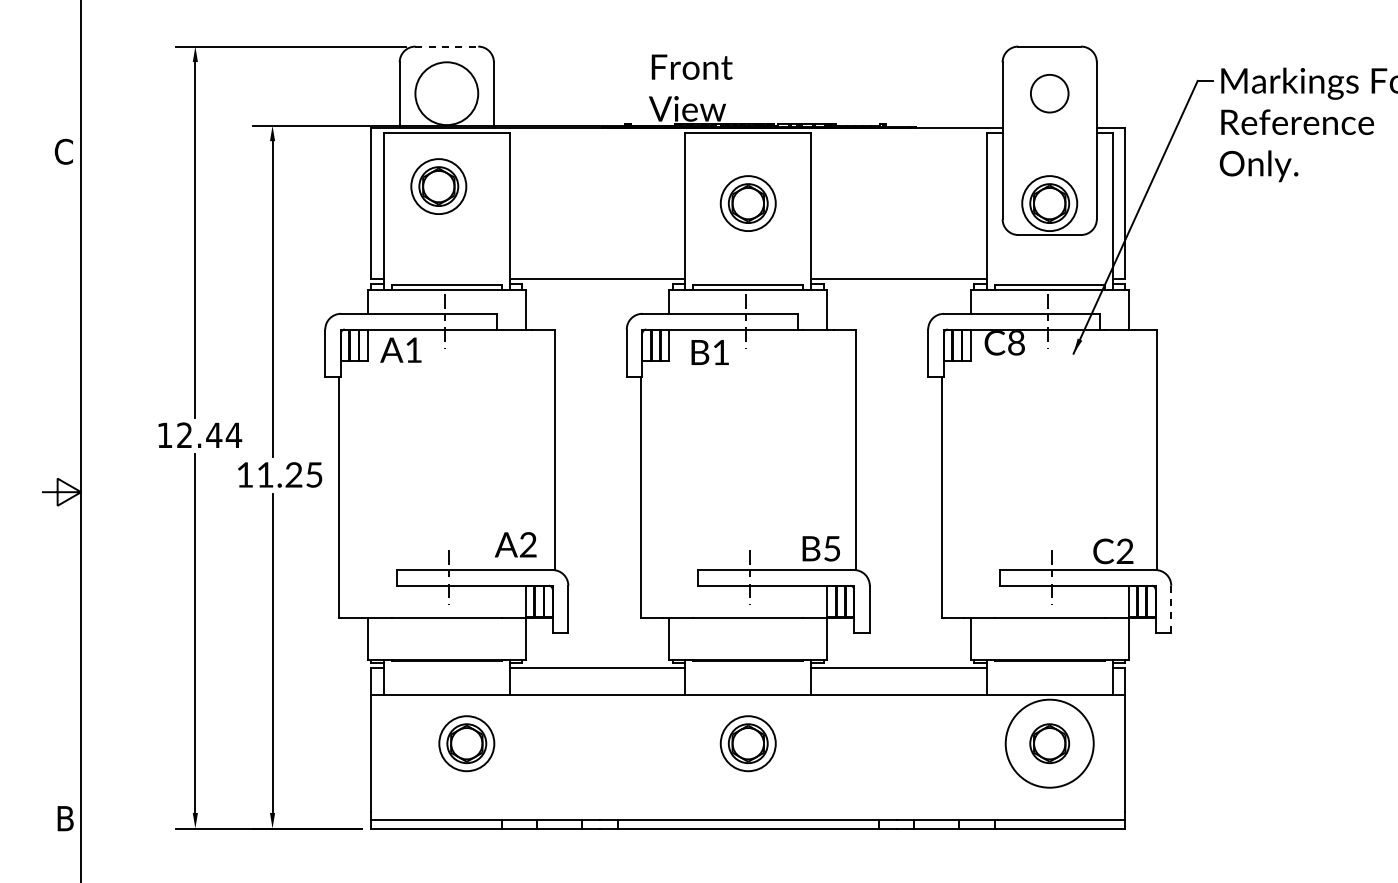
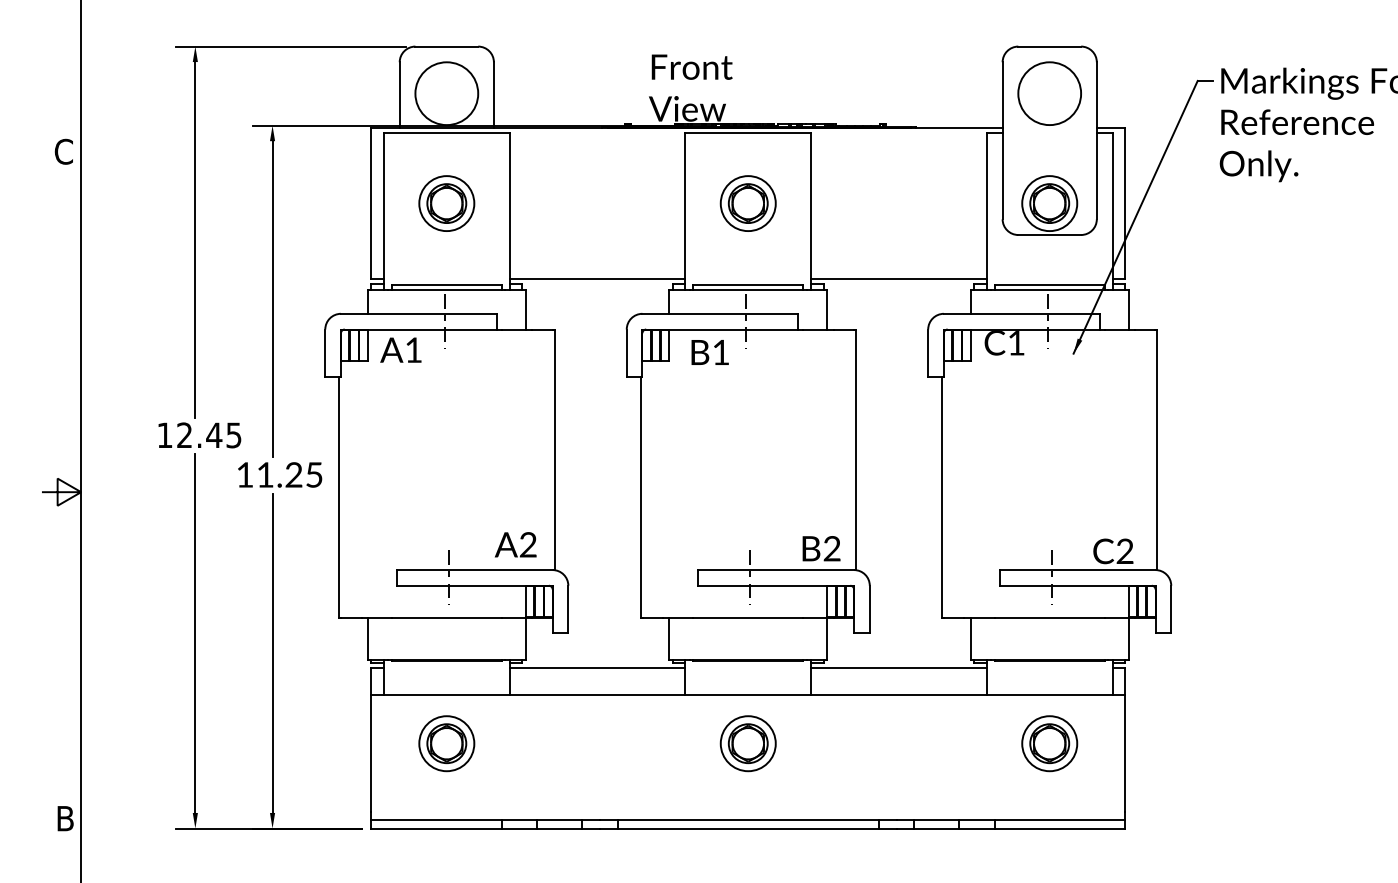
line: dashed -> solid (447, 46)
circle diameter: 38 px -> 63 px (1049, 93)
part position: (438, 186) -> (446, 203) (446, 203)
text: C8 -> C1 (1016, 343)
text: 12.44 -> 12.45 (233, 435)
text: B5 -> B2 (831, 548)
line: dashed -> solid (1171, 609)
part position: (466, 743) -> (446, 743) (446, 743)
circle diameter: 88 px -> 55 px (1049, 743)
